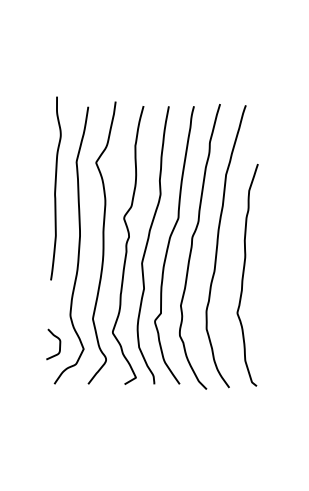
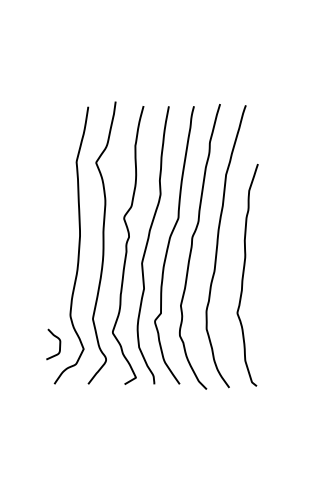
curve: present -> none (55, 188)
